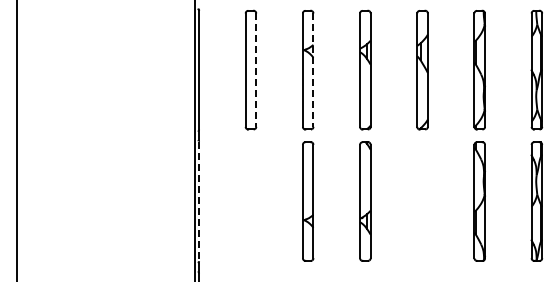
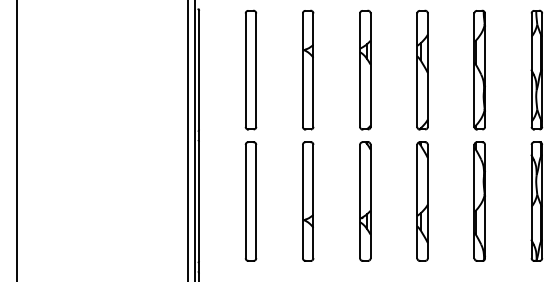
line: dashed -> solid (256, 70)
line: dashed -> solid (313, 70)
line: none -> present (188, 140)
line: dashed -> solid (199, 201)
part: none -> present (250, 201)
part: none -> present (422, 201)
